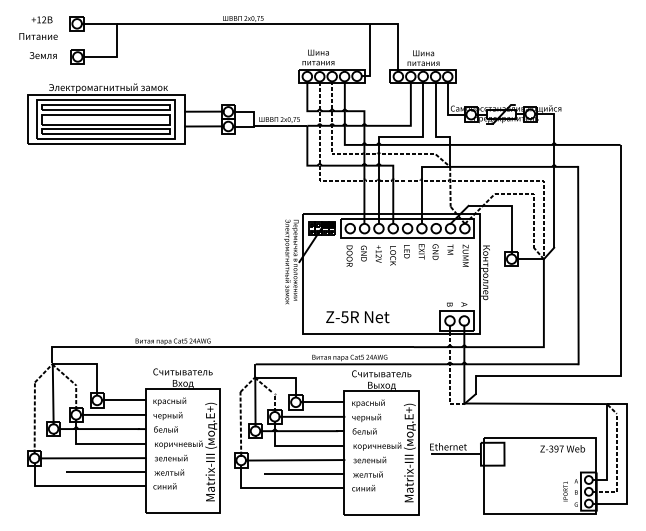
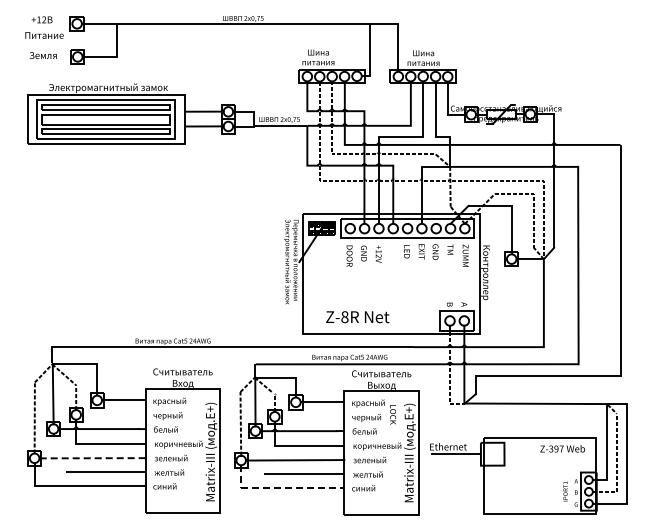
text position: (38, 36) -> (44, 35) (44, 35)
text position: (392, 255) -> (392, 414) (392, 414)
text: Z-5R -> Z-8R (344, 317)
line: present -> none (112, 414)
line: present -> none (311, 416)
line: solid -> dashed (92, 458)
line: solid -> dashed (280, 487)
